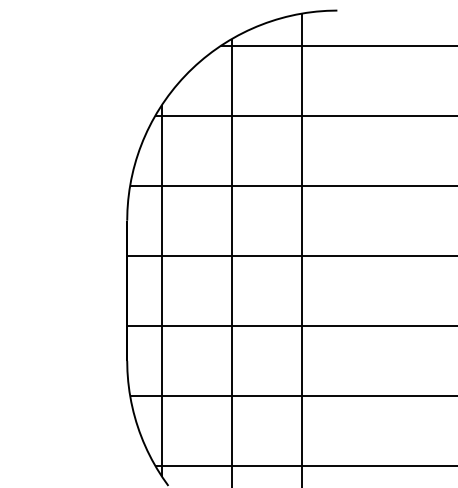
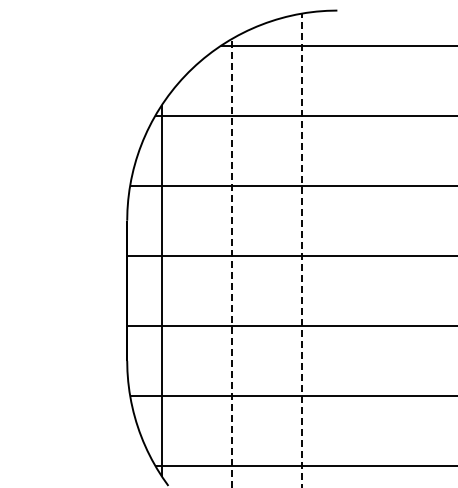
line: solid -> dashed (302, 250)
line: solid -> dashed (232, 263)
